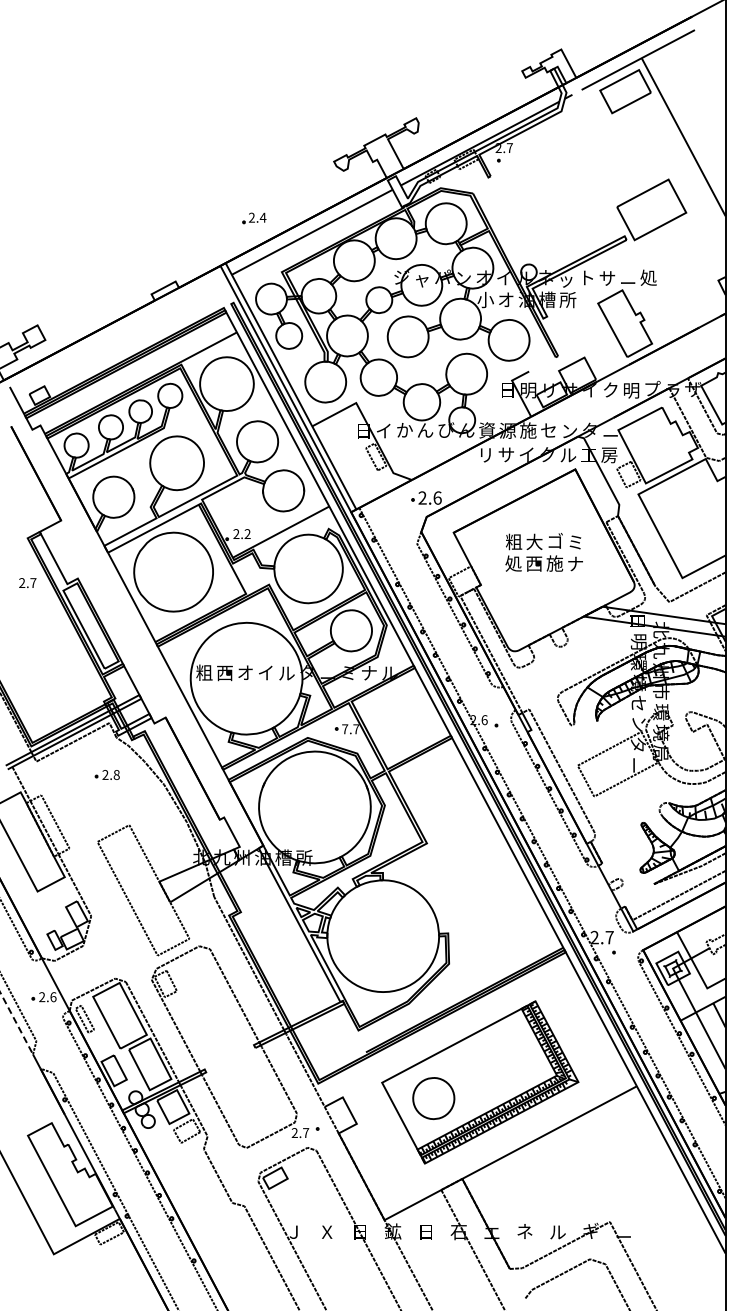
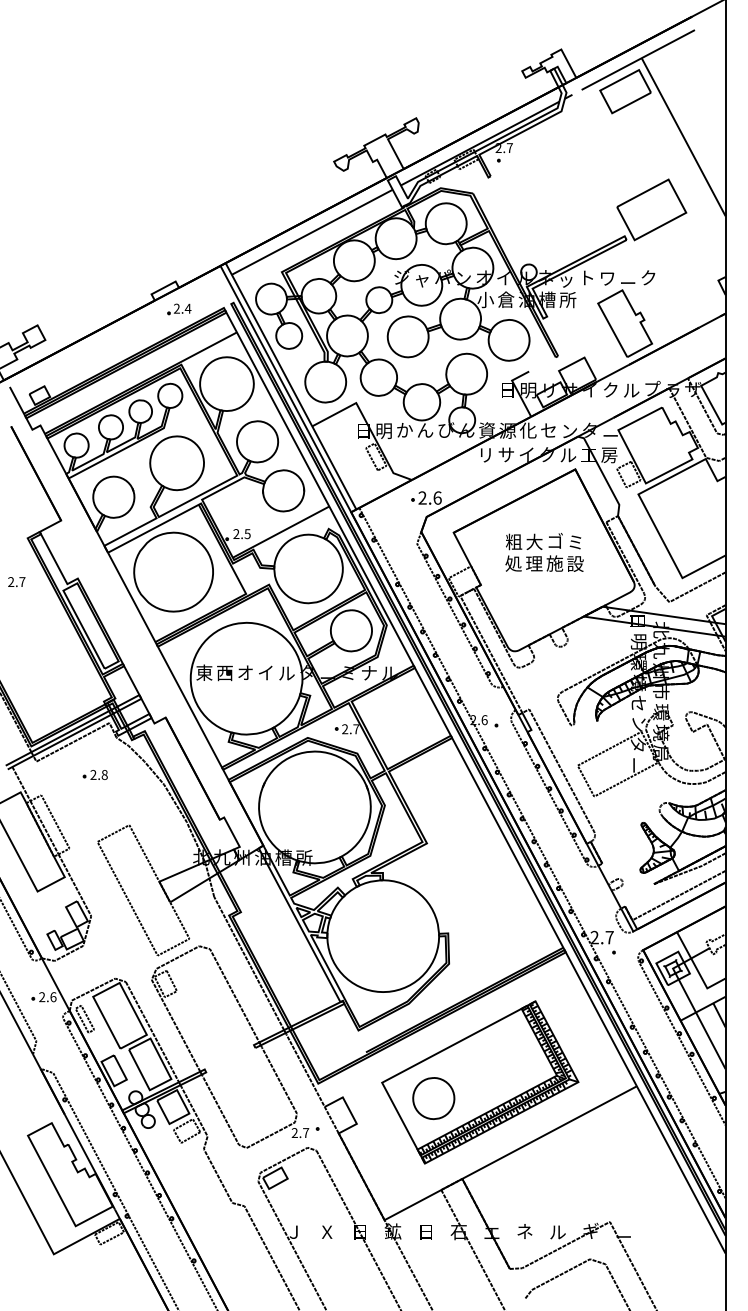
part position: (254, 218) -> (179, 309) (179, 309)
text: 処 -> ク (648, 277)
text: サ -> ワ (607, 278)
text: オ -> 倉 (506, 299)
text: 明 -> ル (631, 390)
text: 施 -> 化 (528, 430)
text: イ -> 明 (383, 431)
text: 2.2 -> 2.5 (247, 534)
text: 西 -> 理 (534, 563)
text: ナ -> 設 (575, 563)
text position: (27, 582) -> (16, 581) (16, 581)
text: 粗 -> 東 (204, 672)
text: 7.7 -> 2.7 (345, 729)
part position: (106, 774) -> (94, 774) (94, 774)
line: dashed -> solid (16, 1023)
